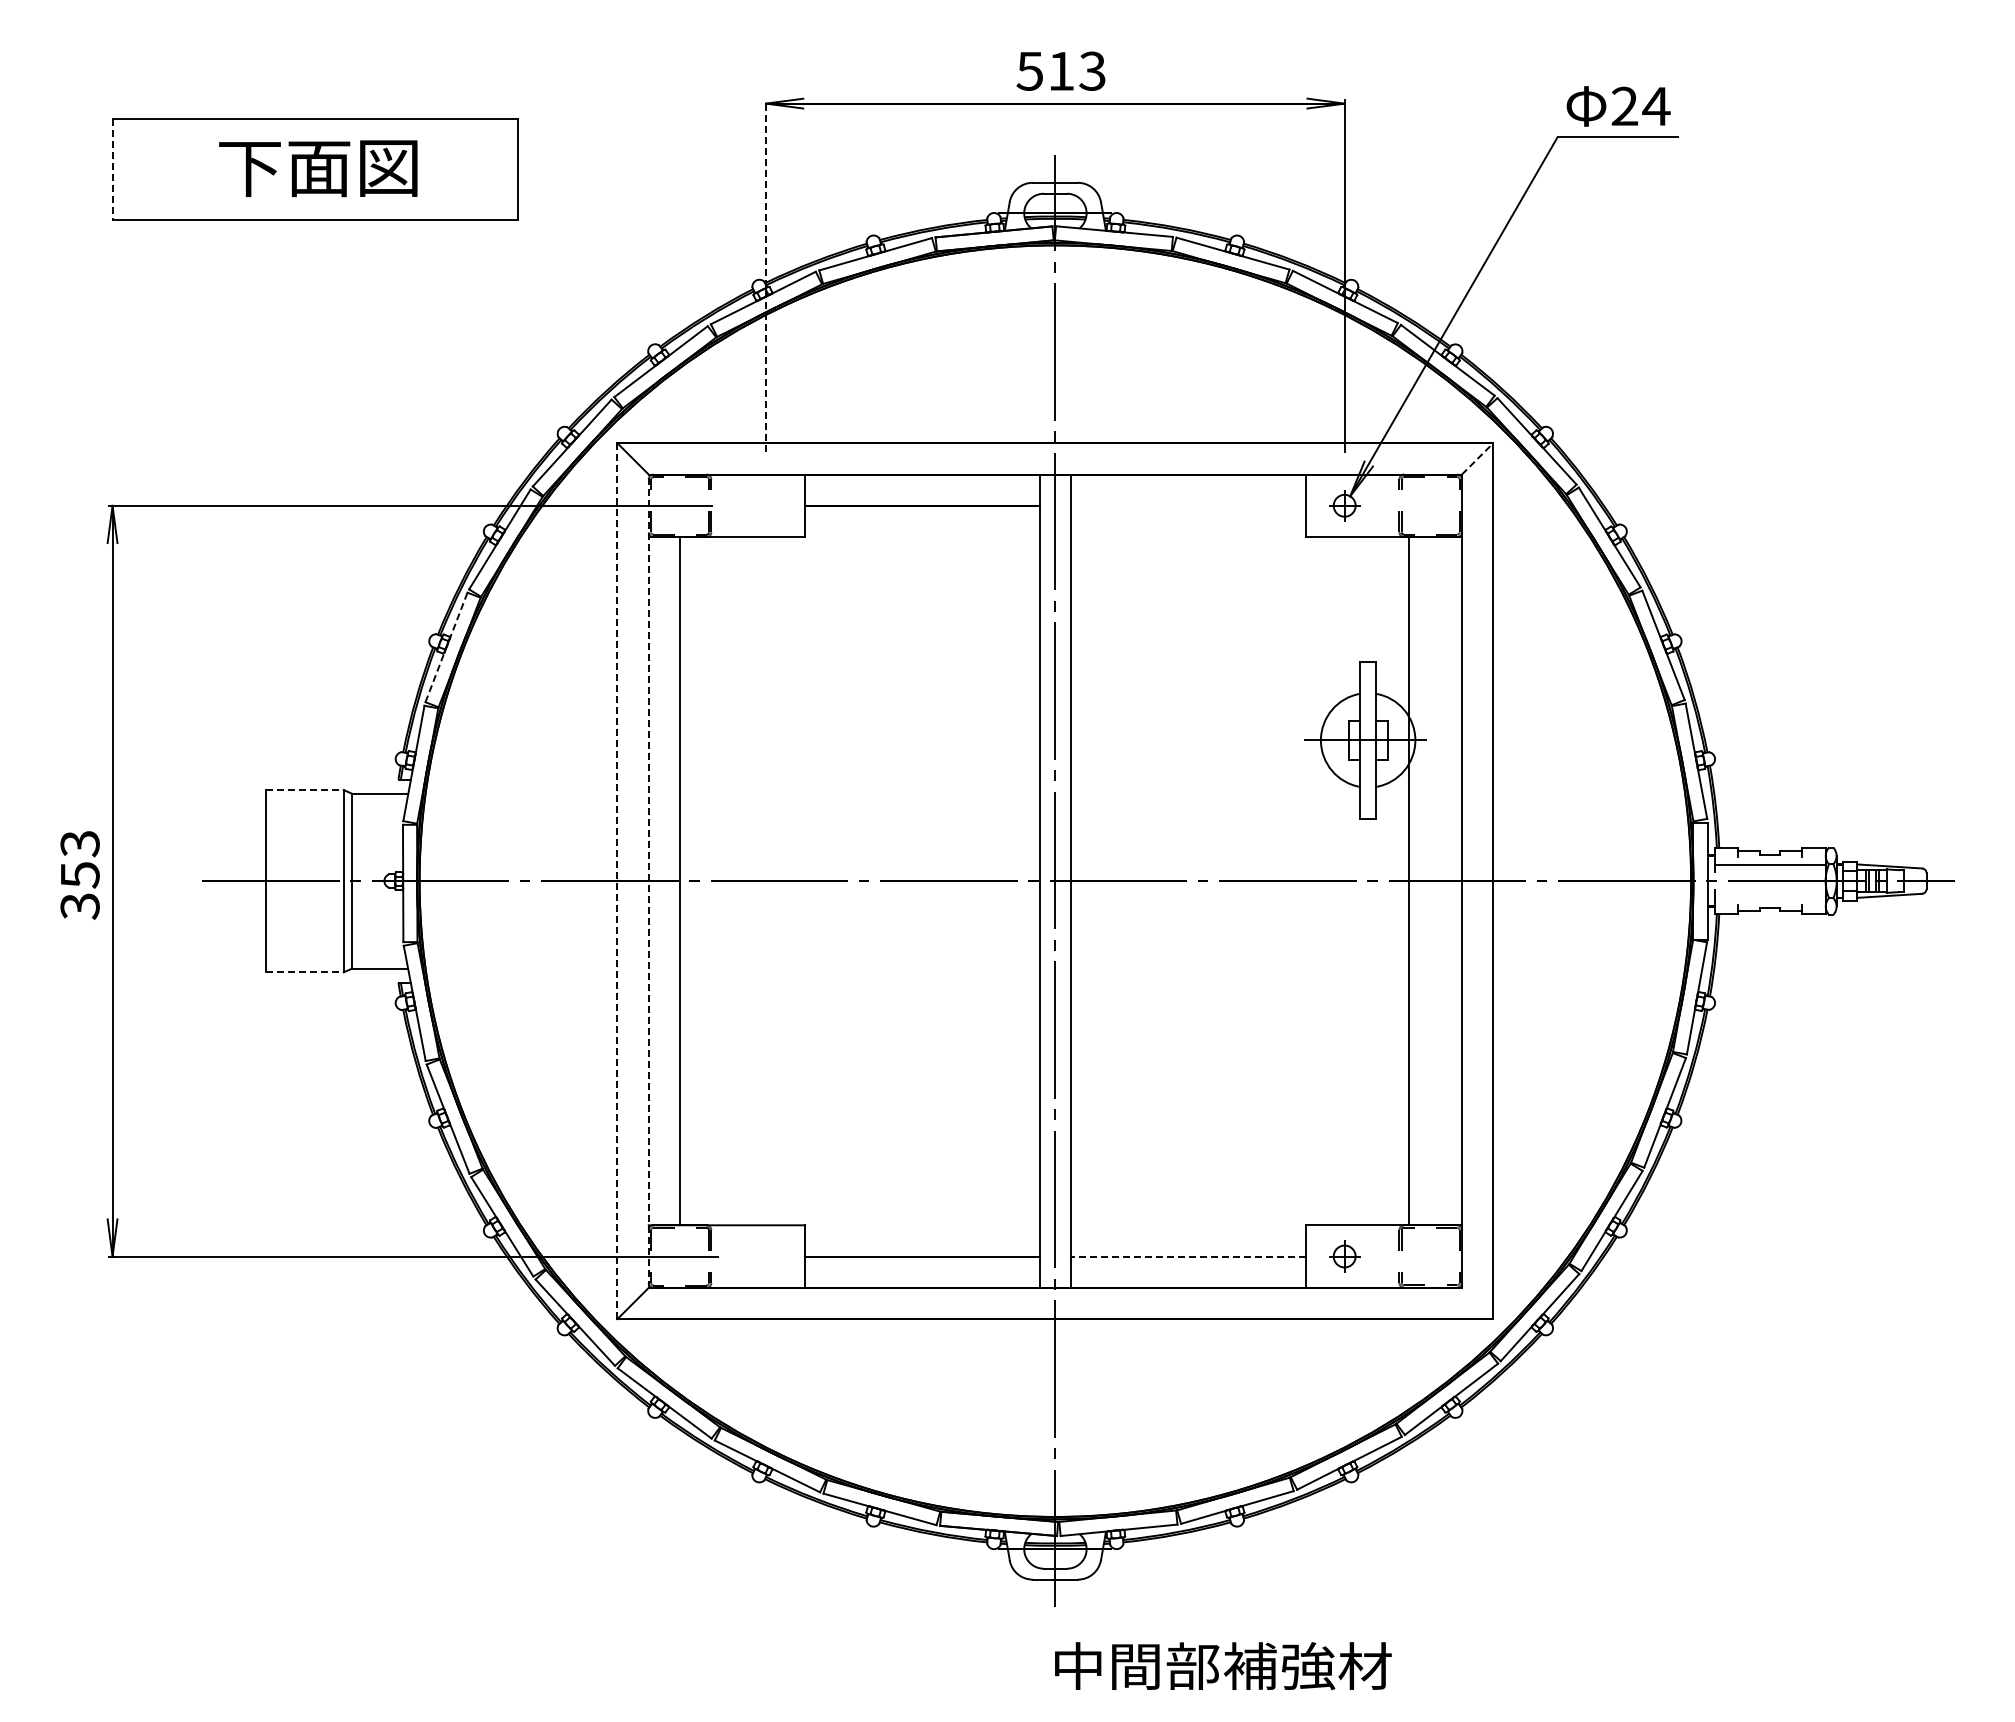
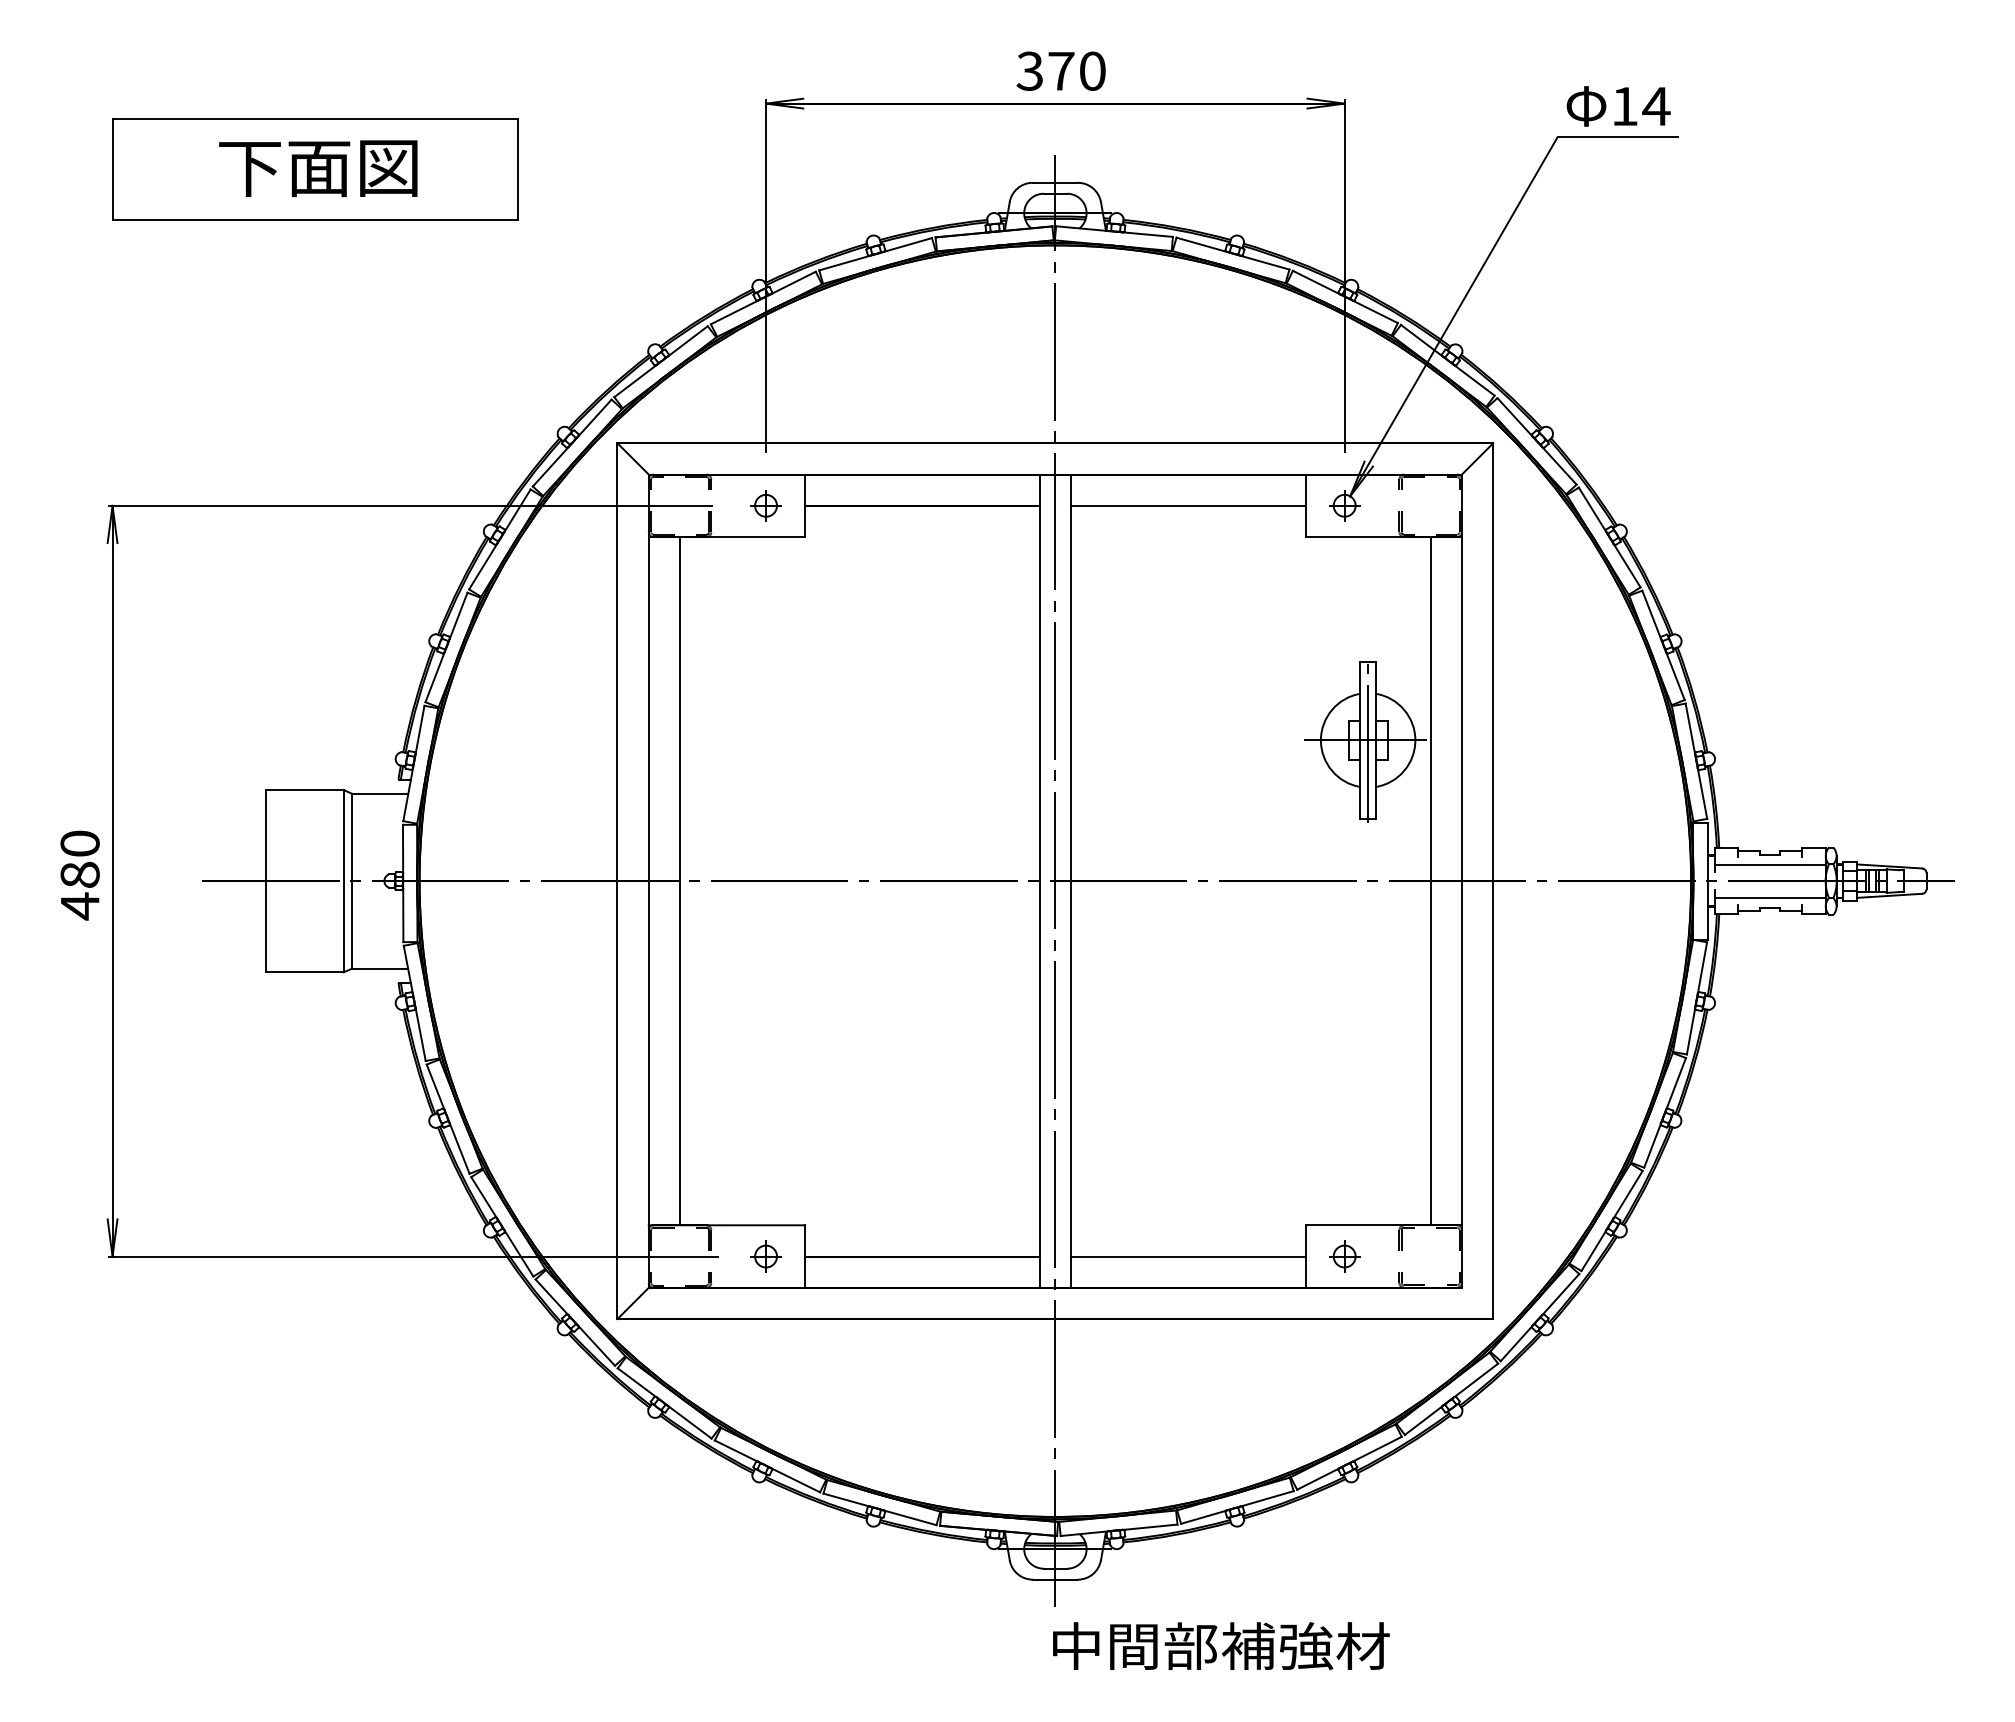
text: 513 -> 370 (1060, 70)
text: 24 -> 14 (1624, 105)
line: dashed -> solid (113, 169)
line: dashed -> solid (766, 275)
line: dashed -> solid (1477, 458)
part: none -> present (765, 505)
line: none -> present (1187, 505)
line: dashed -> solid (446, 647)
line: none -> present (1368, 740)
line: dashed -> solid (305, 790)
text: 353 -> 480 (79, 875)
line: dashed -> solid (617, 881)
line: dashed -> solid (648, 881)
line position: (1408, 881) -> (1430, 881) (1430, 881)
line: none -> present (1769, 897)
line: dashed -> solid (305, 972)
part: none -> present (765, 1256)
line: dashed -> solid (1187, 1256)
text position: (1223, 1666) -> (1221, 1646) (1221, 1646)
